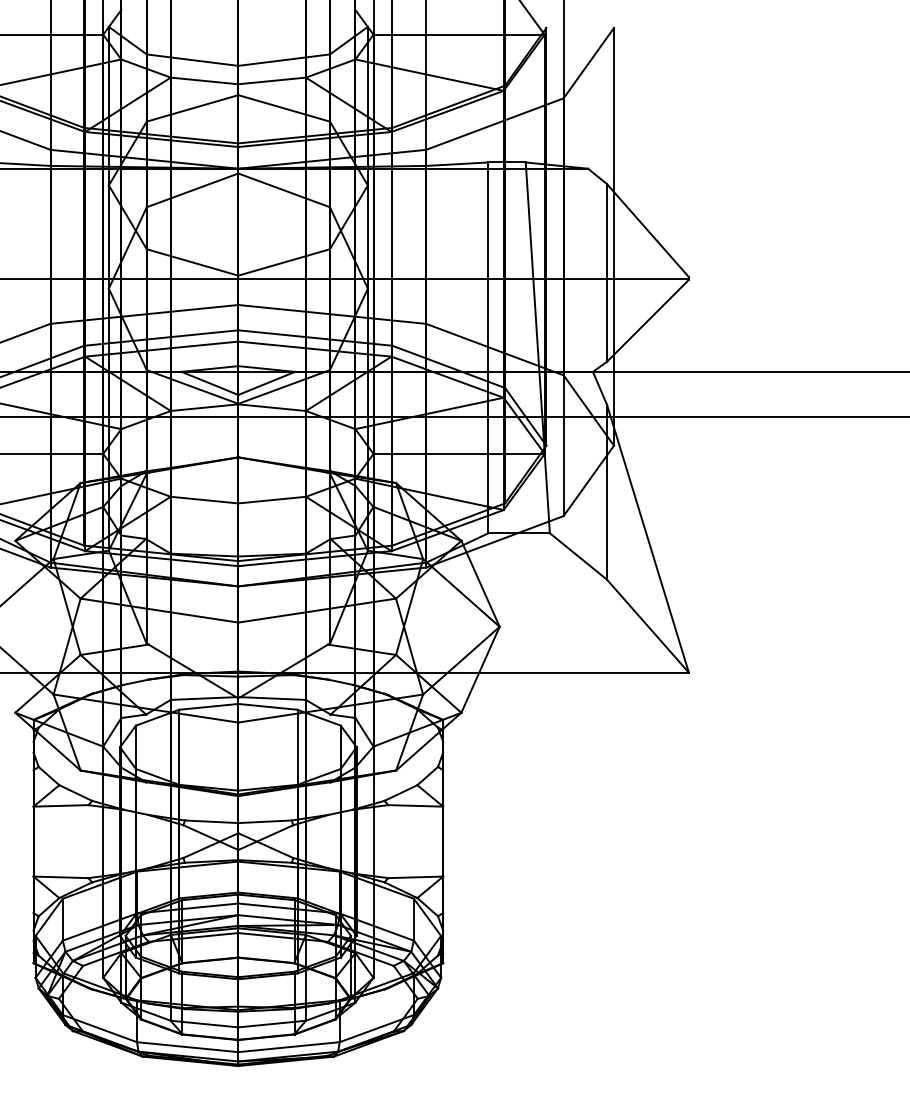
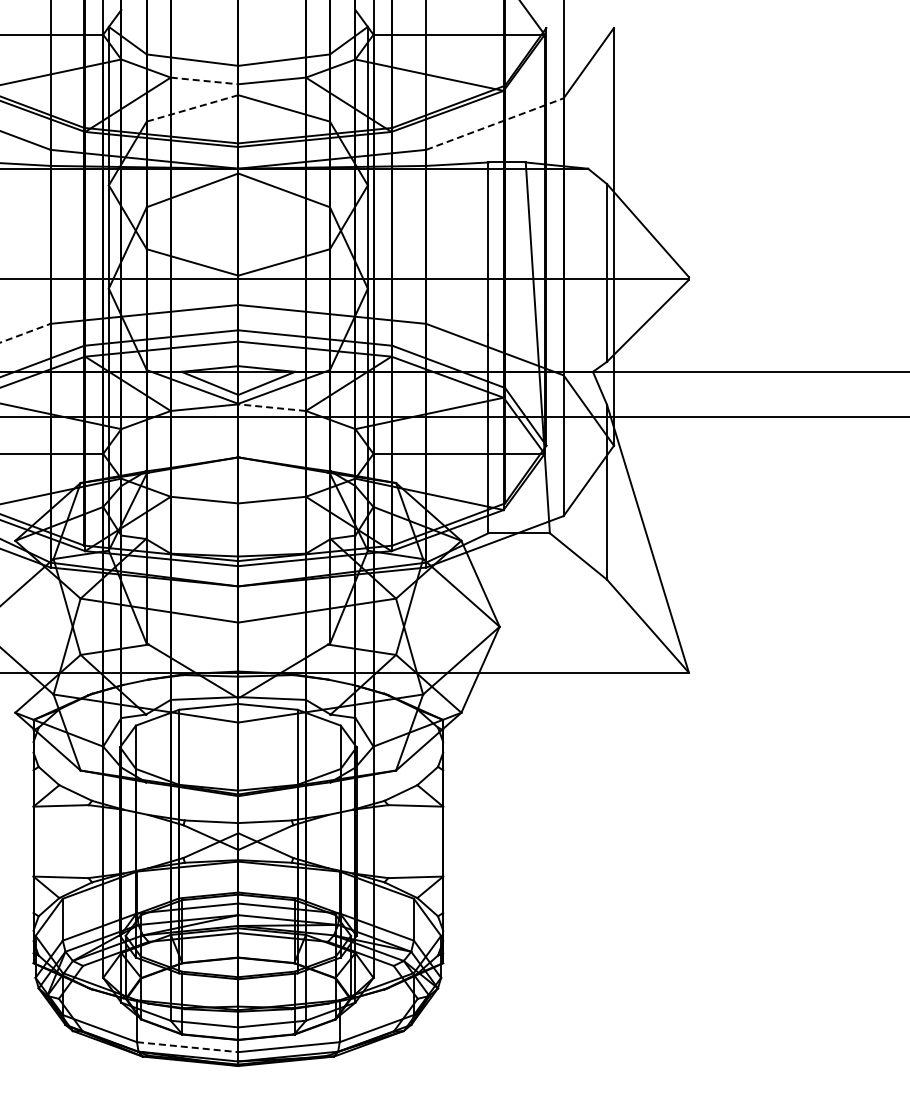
line: solid -> dashed (204, 80)
line: solid -> dashed (192, 108)
line: solid -> dashed (495, 123)
line: solid -> dashed (25, 333)
line: solid -> dashed (272, 407)
line: solid -> dashed (187, 1047)
